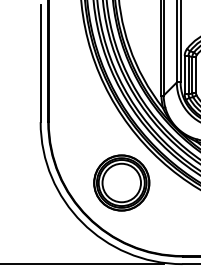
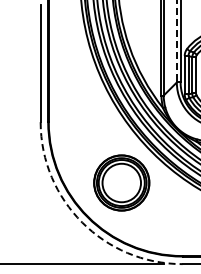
line: solid -> dashed (176, 41)
arc: solid -> dashed (82, 222)
